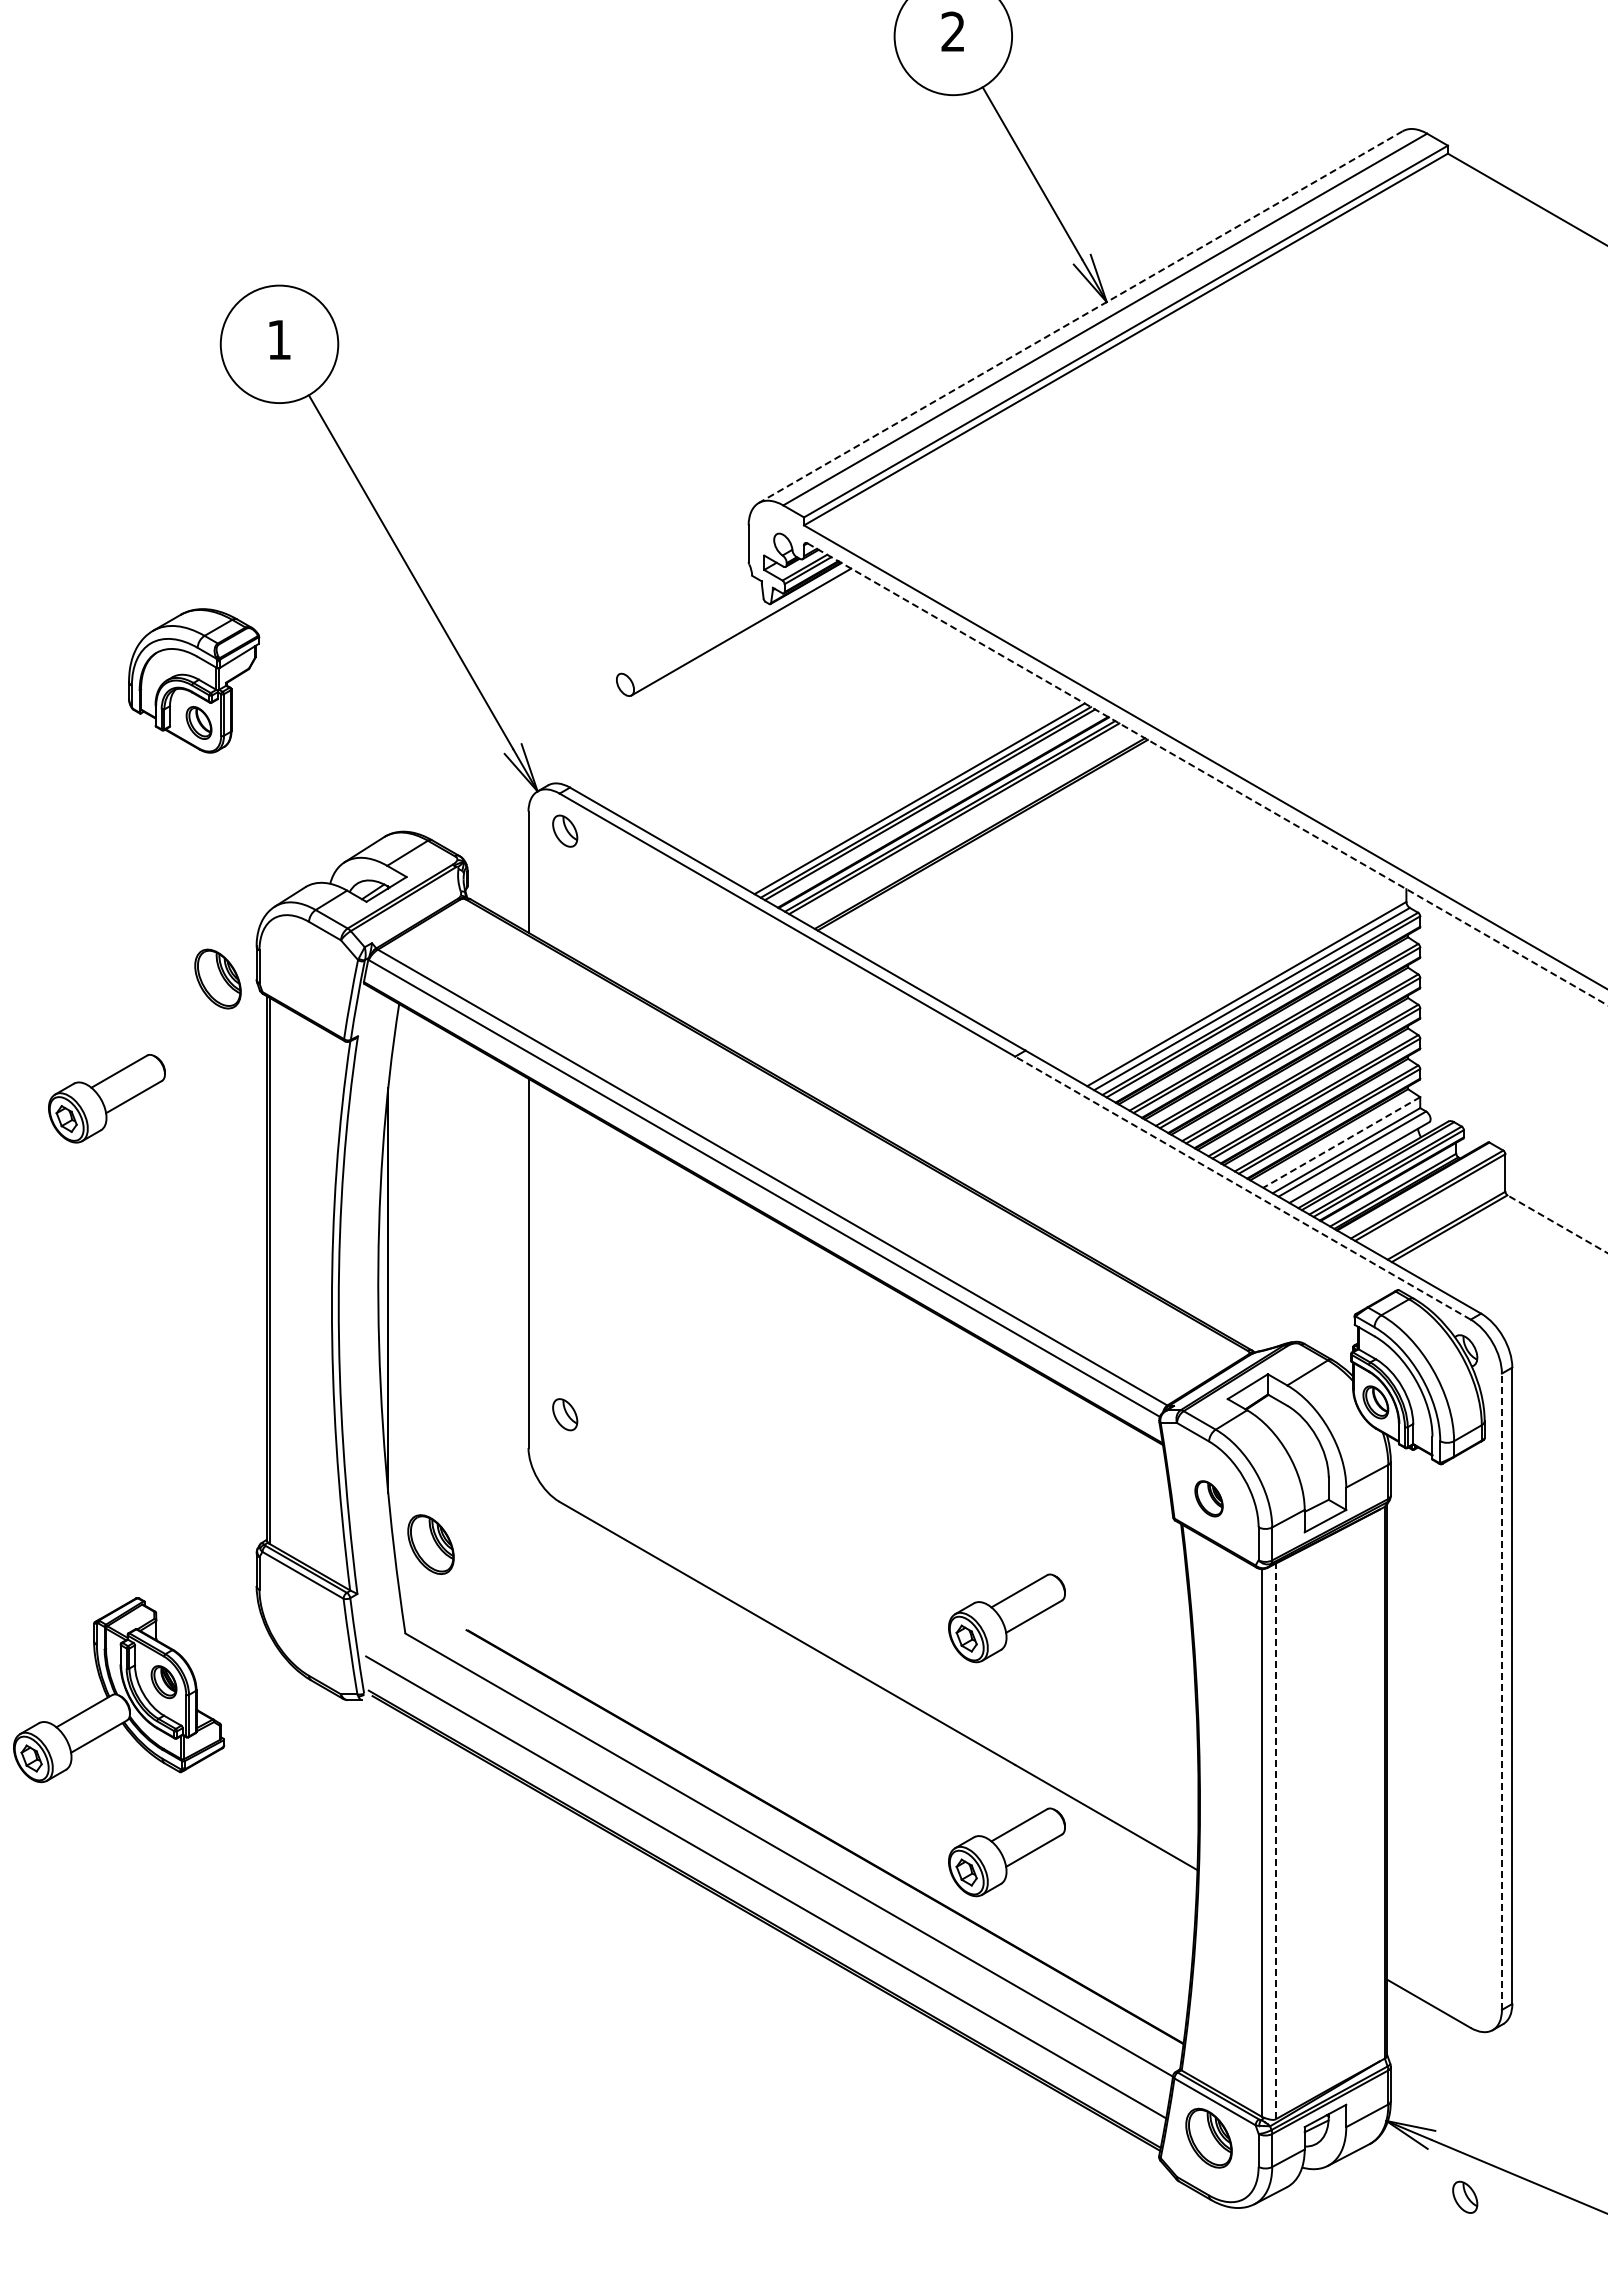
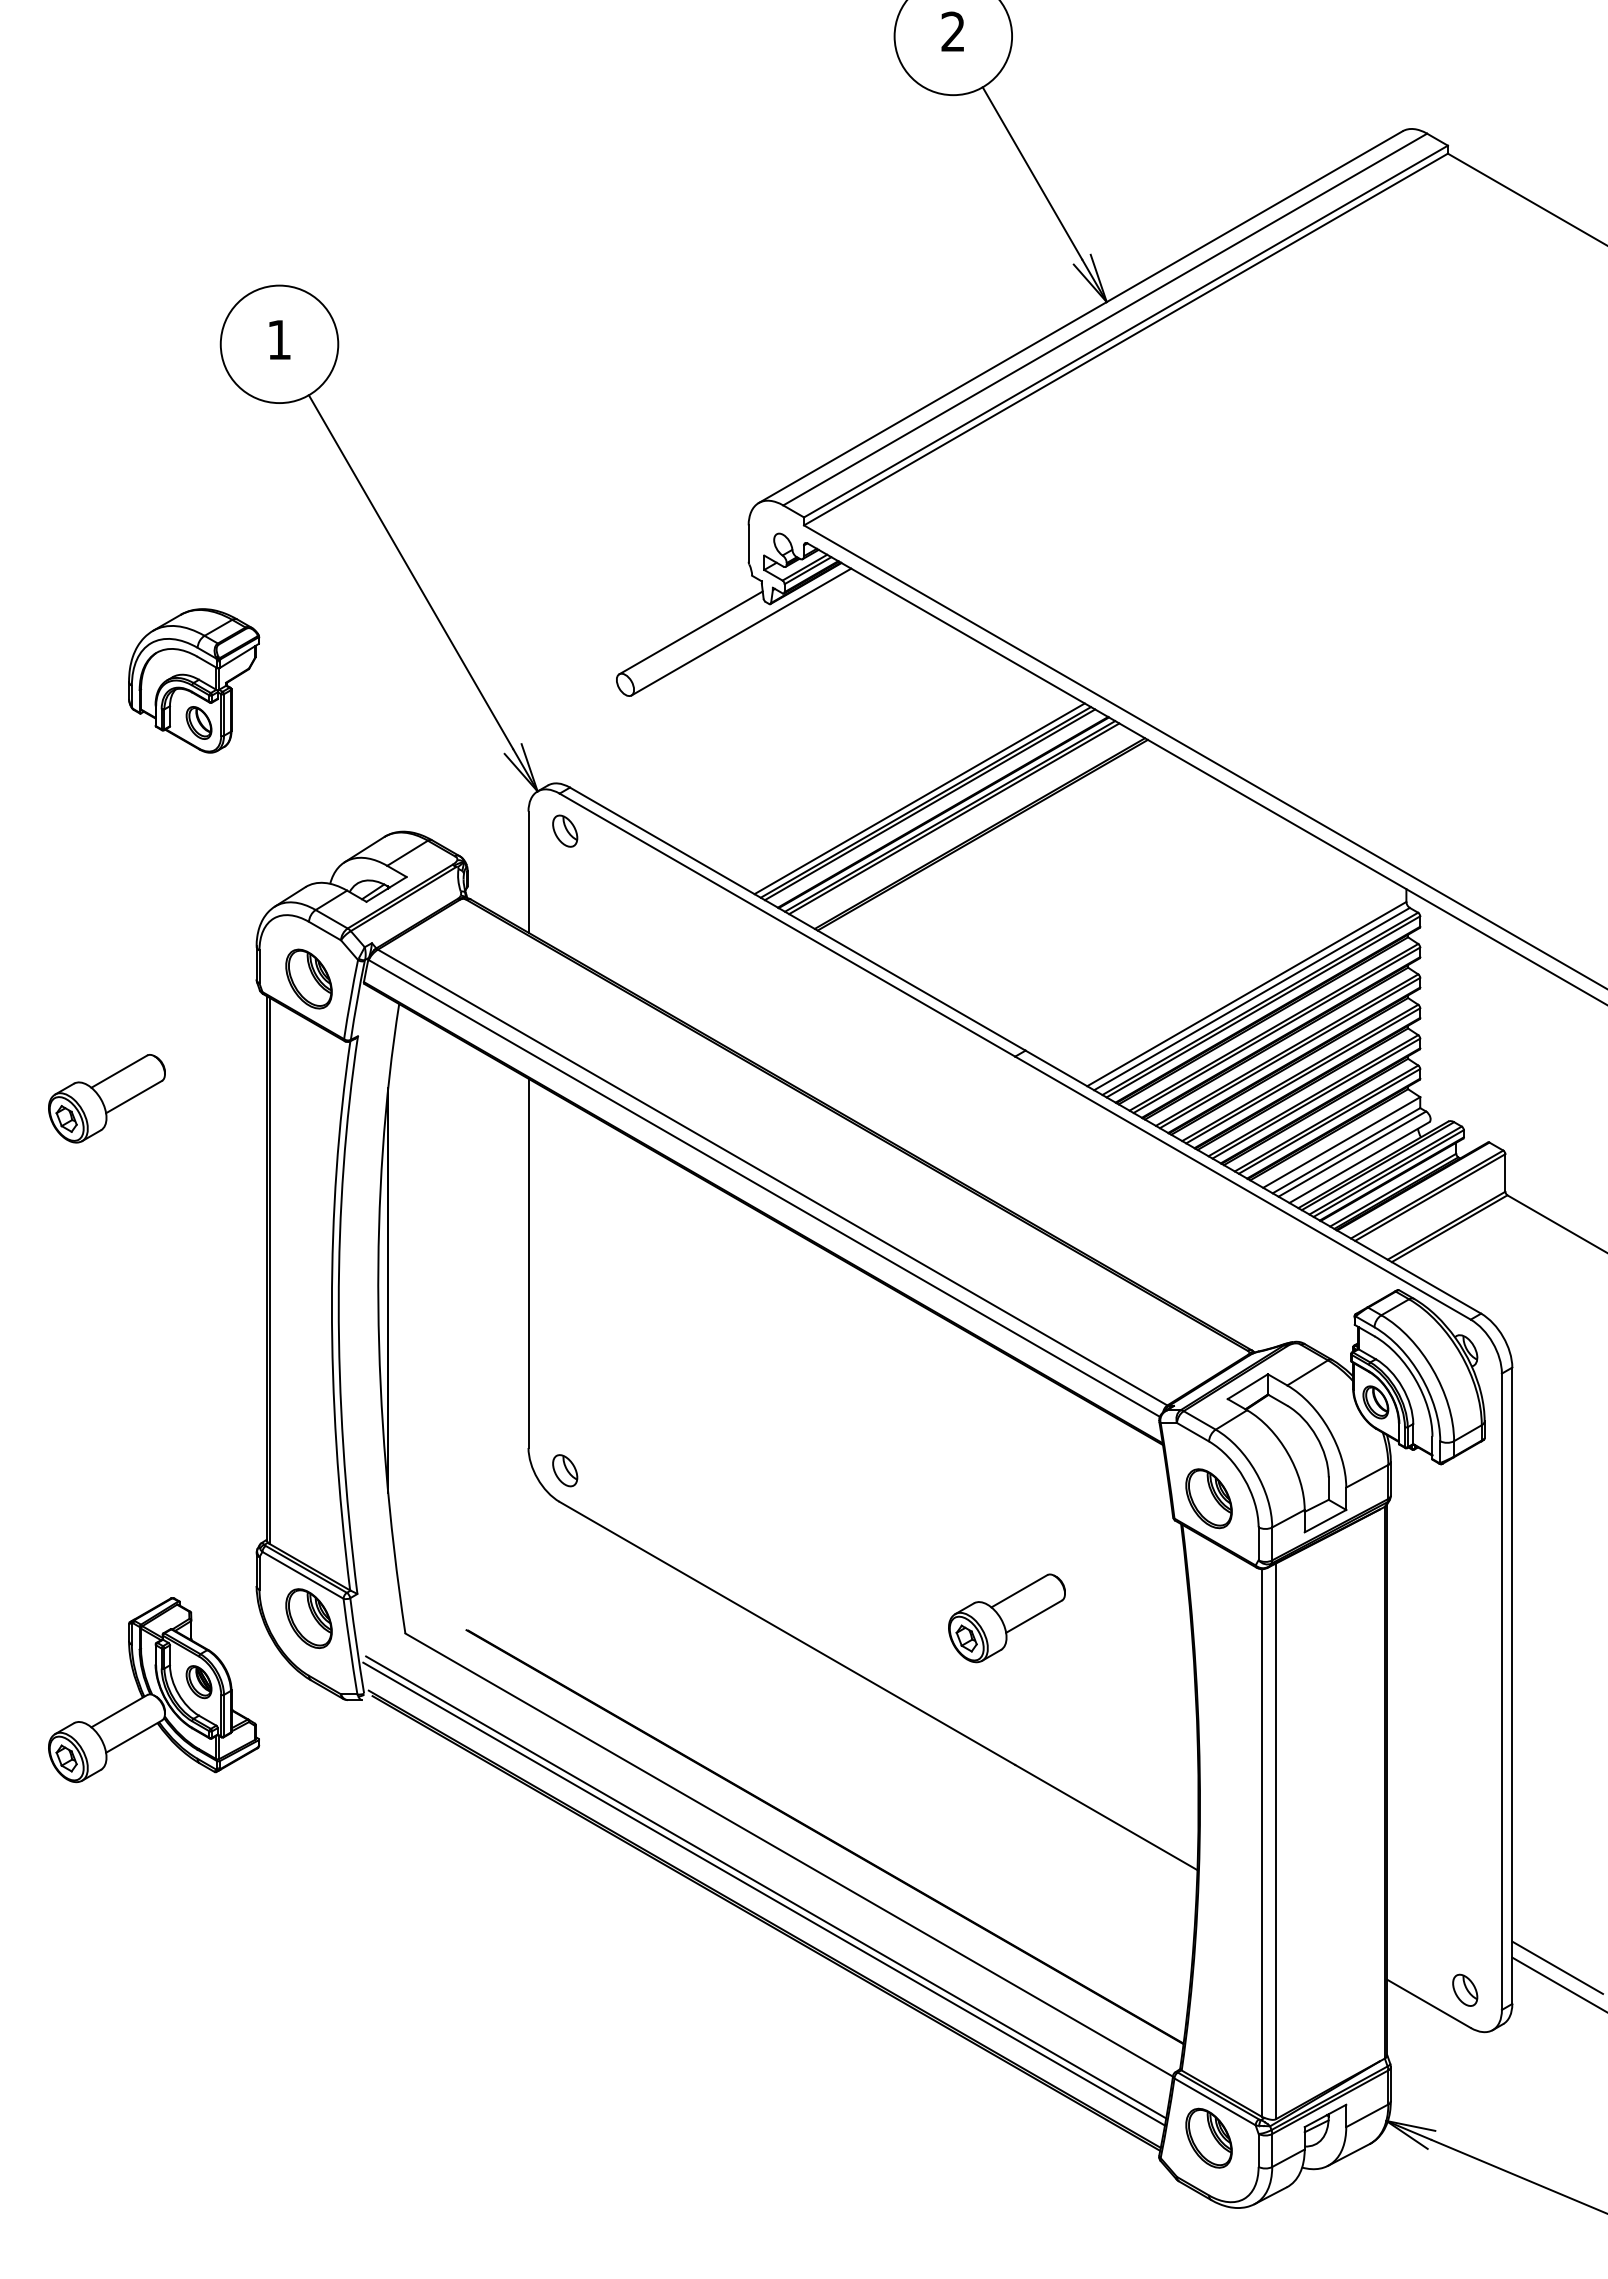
line: dashed -> solid (1080, 317)
line: none -> present (690, 632)
line: dashed -> solid (1207, 774)
part position: (217, 978) -> (308, 978) (308, 978)
line: dashed -> solid (1341, 1142)
line: dashed -> solid (1242, 1187)
line: dashed -> solid (1557, 1224)
part position: (565, 1414) -> (565, 1470) (565, 1470)
part size: 30x38 px -> 48x62 px (1208, 1498)
part position: (430, 1544) -> (308, 1618) (308, 1618)
part position: (119, 1690) -> (154, 1690) (154, 1690)
line: dashed -> solid (1501, 1691)
line: dashed -> solid (1275, 1841)
part: present -> none (1006, 1852)
line: none -> present (763, 1893)
line: none -> present (1557, 1967)
line: none -> present (1558, 1983)
part position: (1465, 2196) -> (1465, 1989) (1465, 1989)
